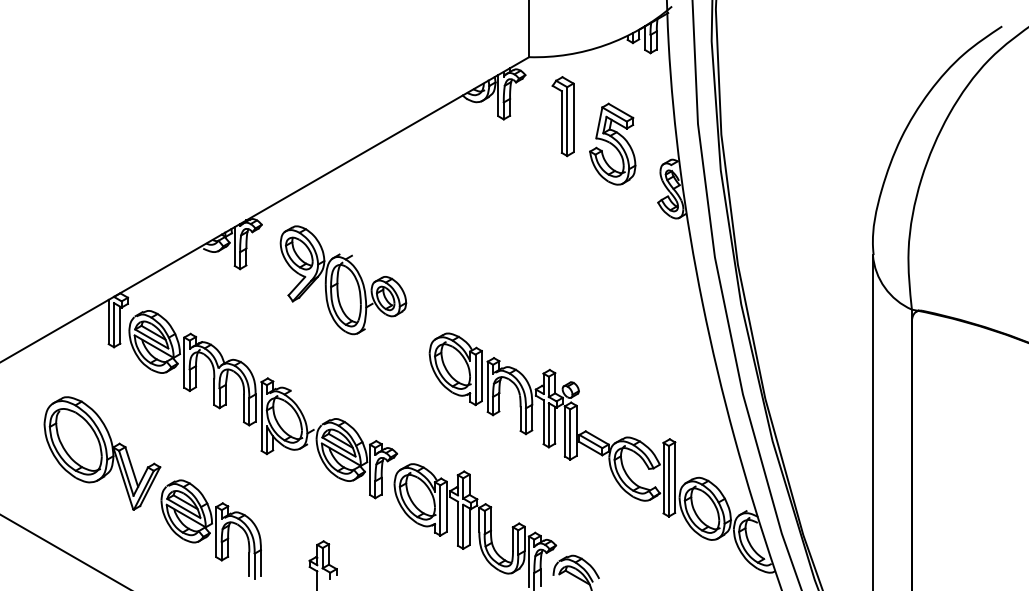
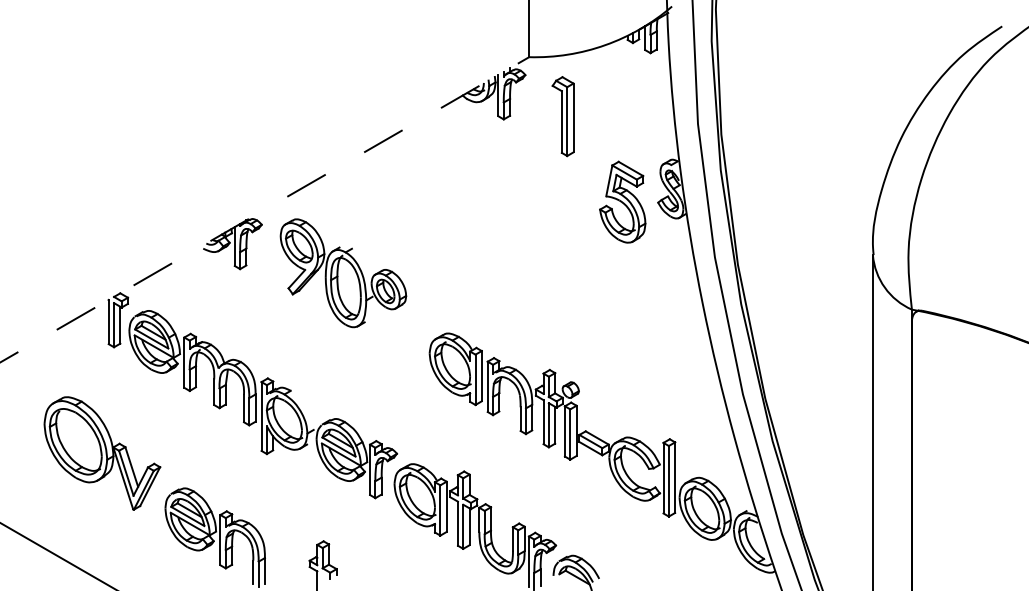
part position: (612, 143) -> (622, 201) (622, 201)
line: solid -> dashed (265, 209)
part position: (343, 280) -> (343, 273) (343, 273)
part position: (210, 529) -> (214, 537) (214, 537)
line position: (64, 551) -> (57, 555) (57, 555)
